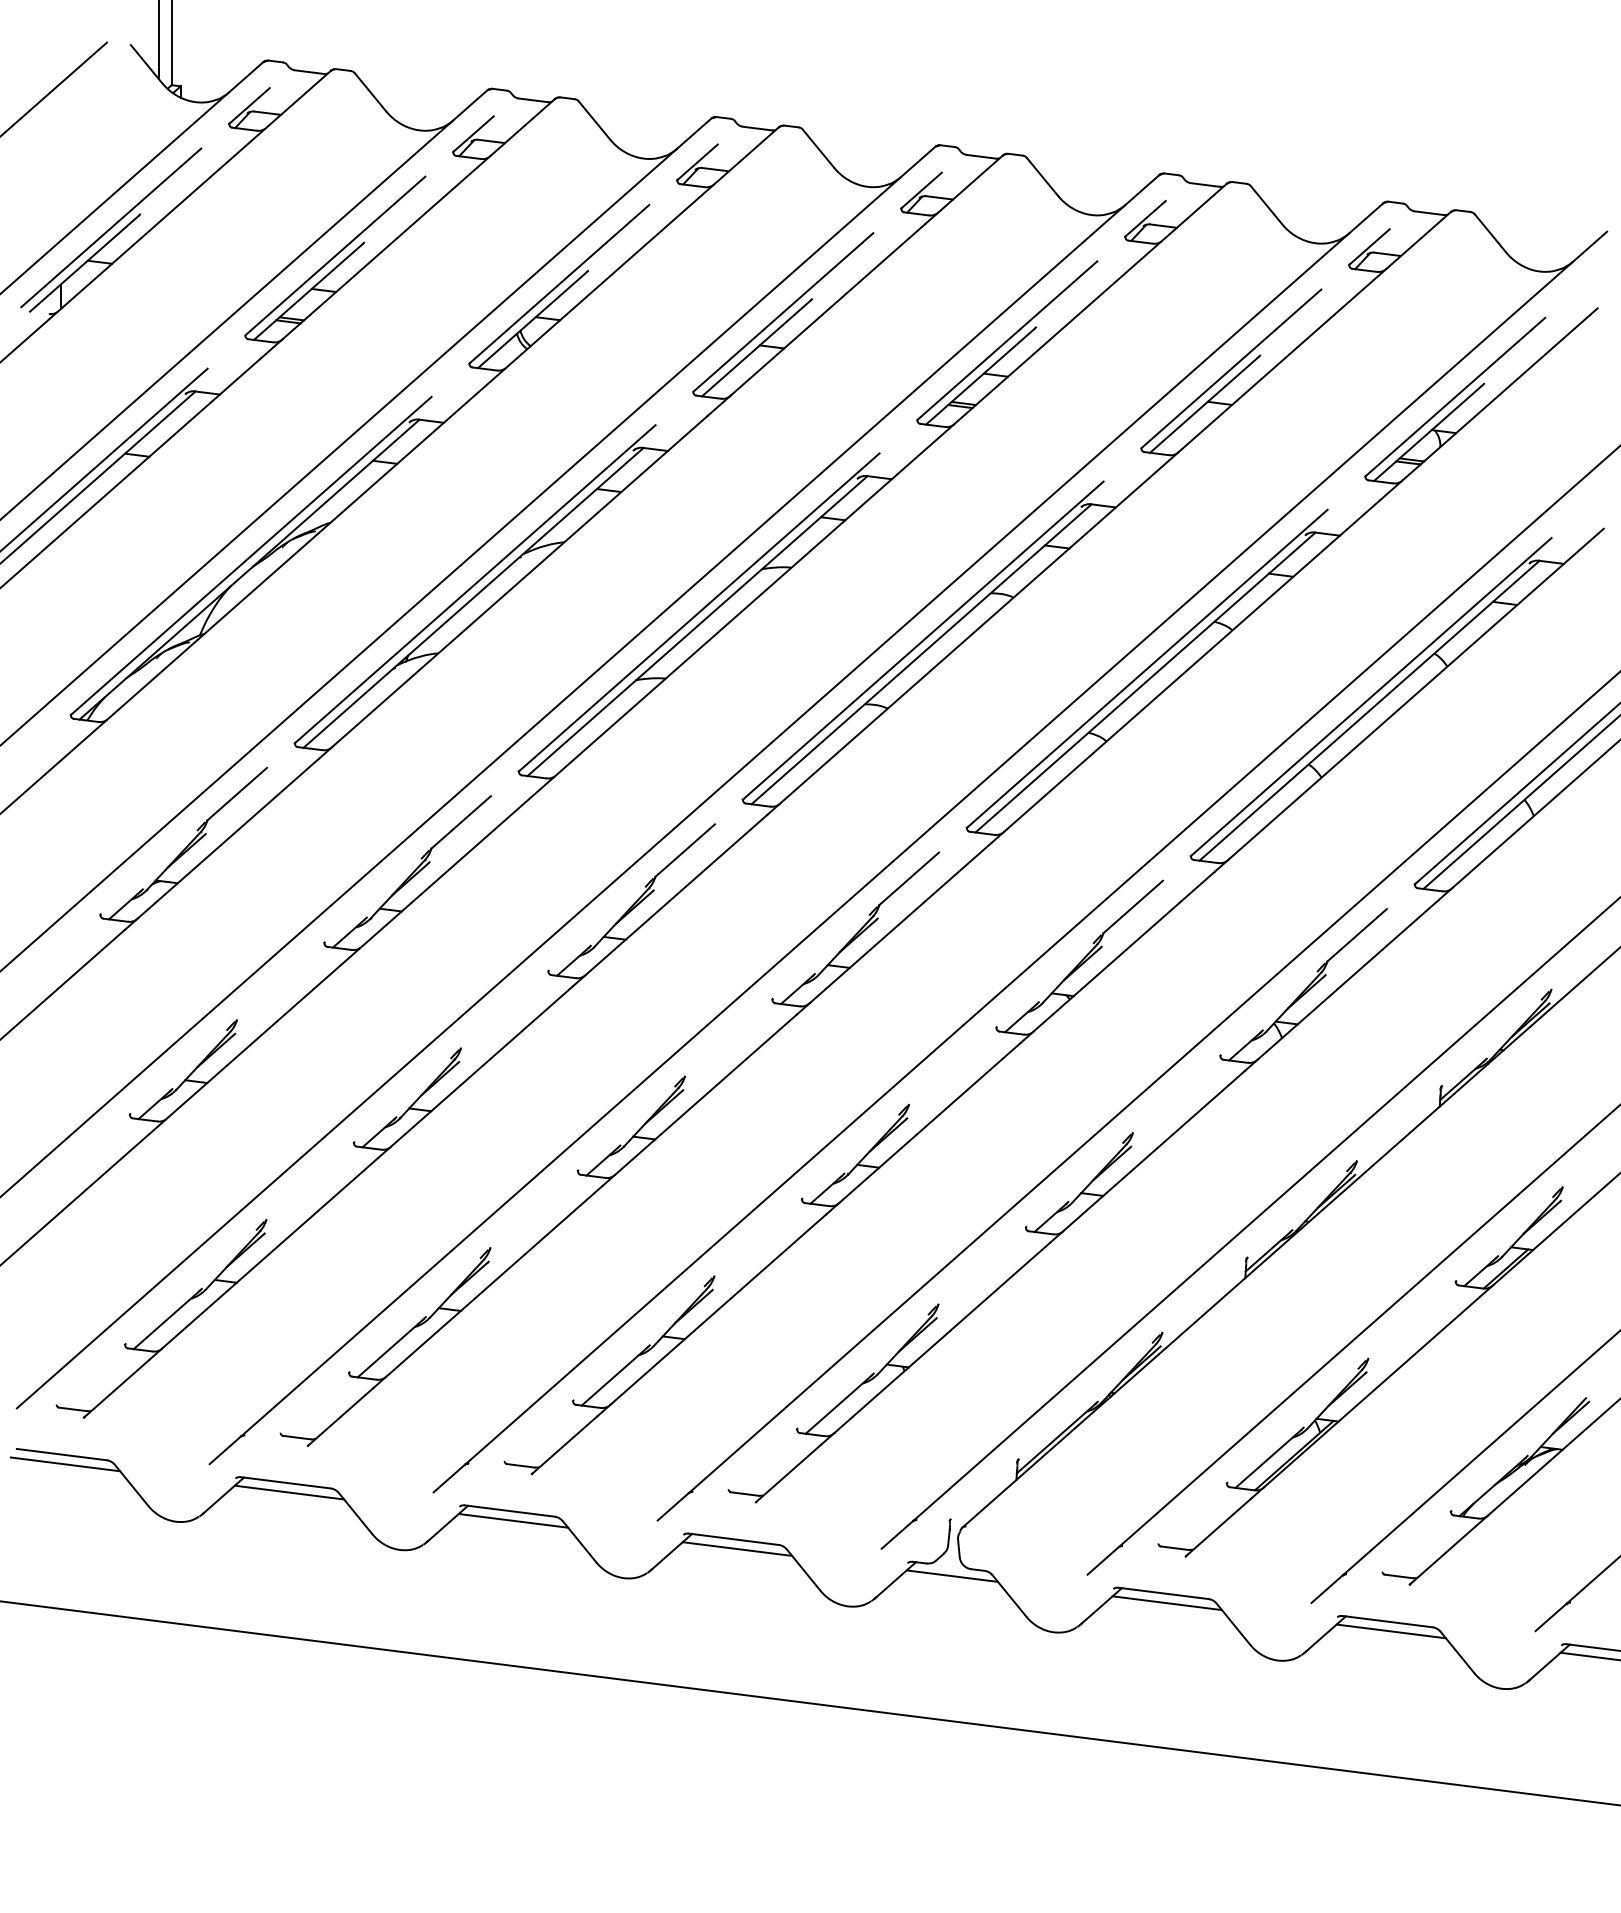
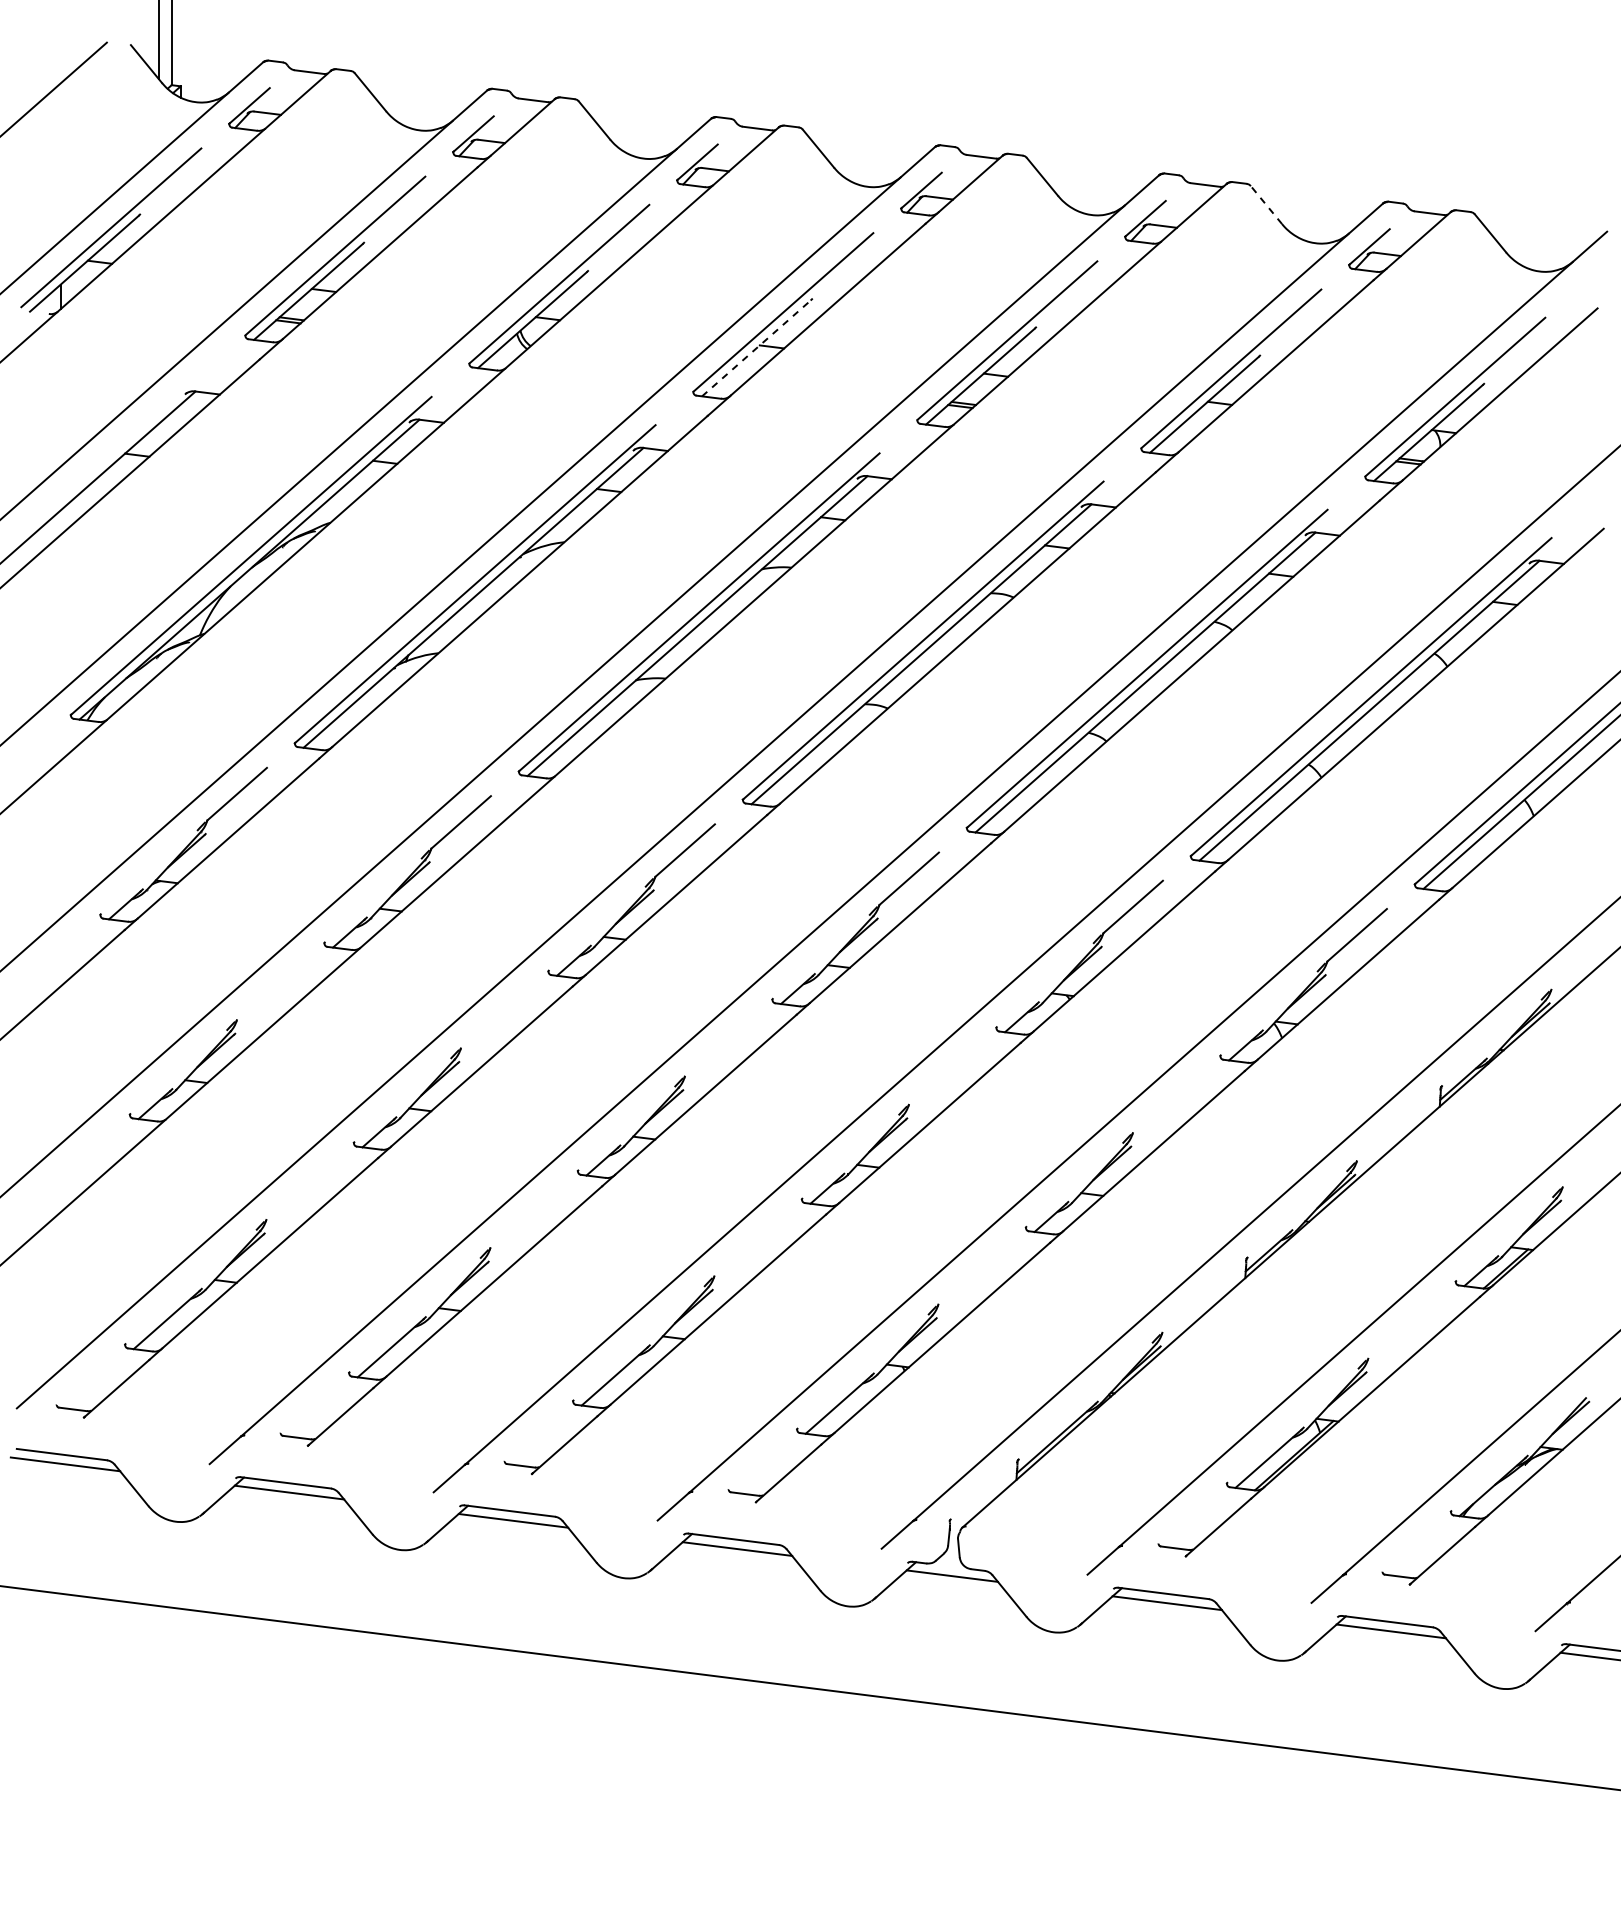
line: solid -> dashed (1266, 205)
line: solid -> dashed (756, 348)
line: present -> none (104, 458)
line position: (809, 1703) -> (809, 1687) (809, 1687)
